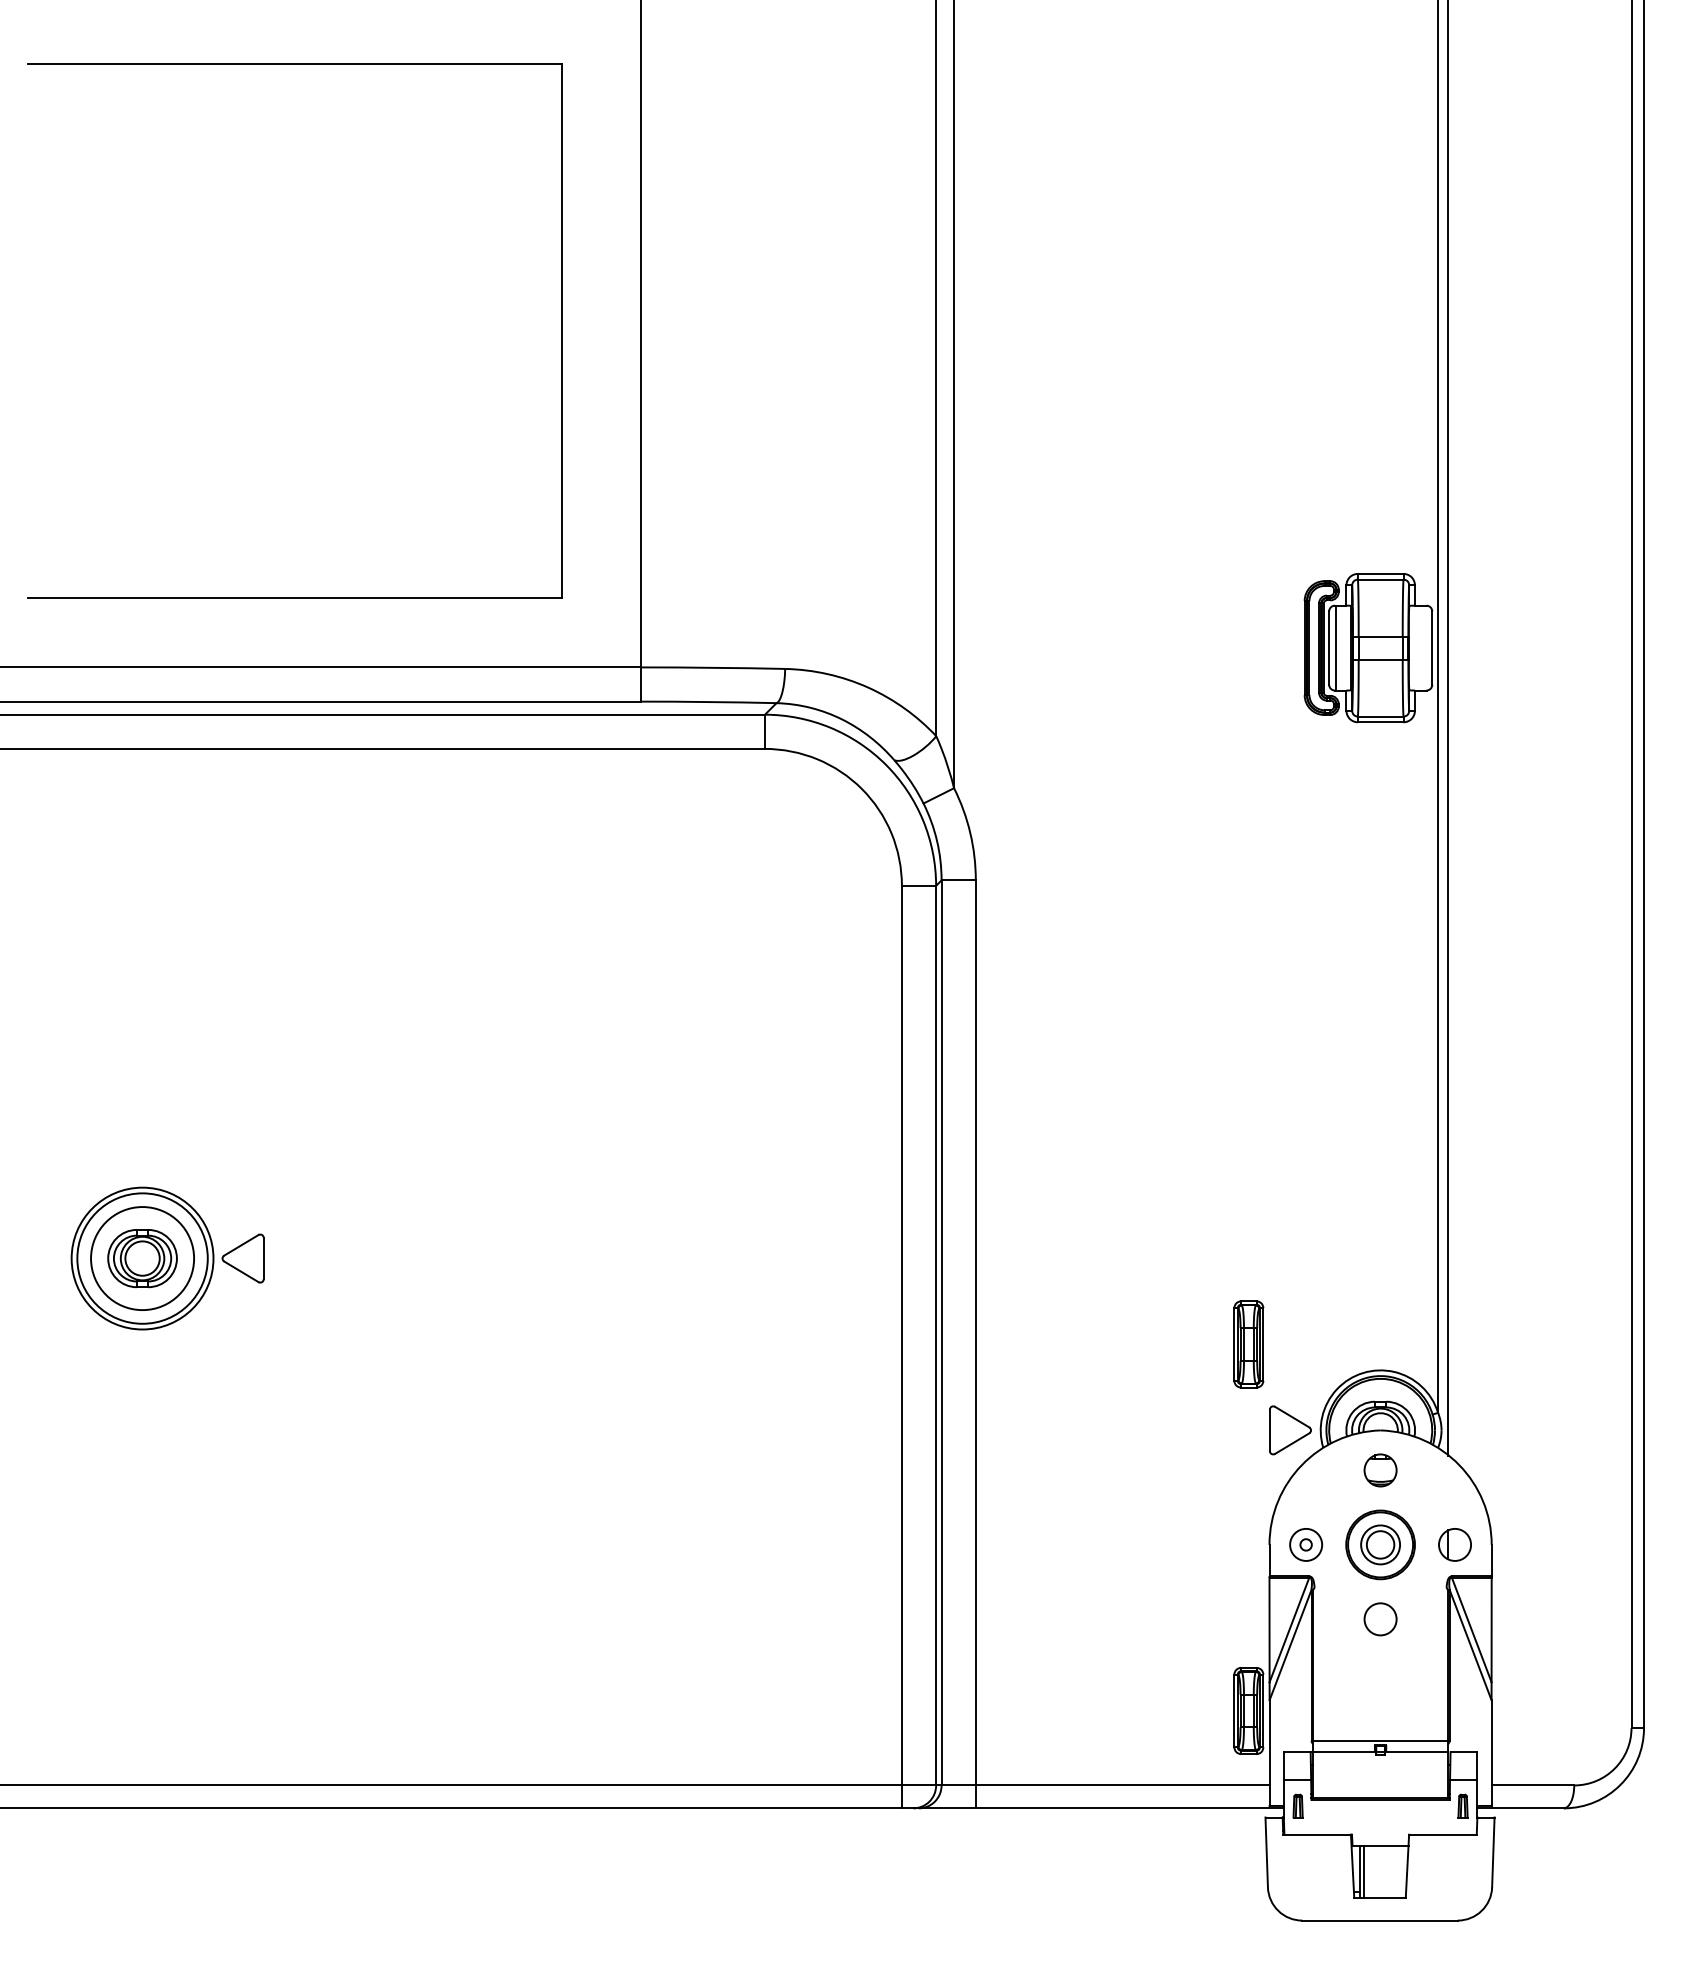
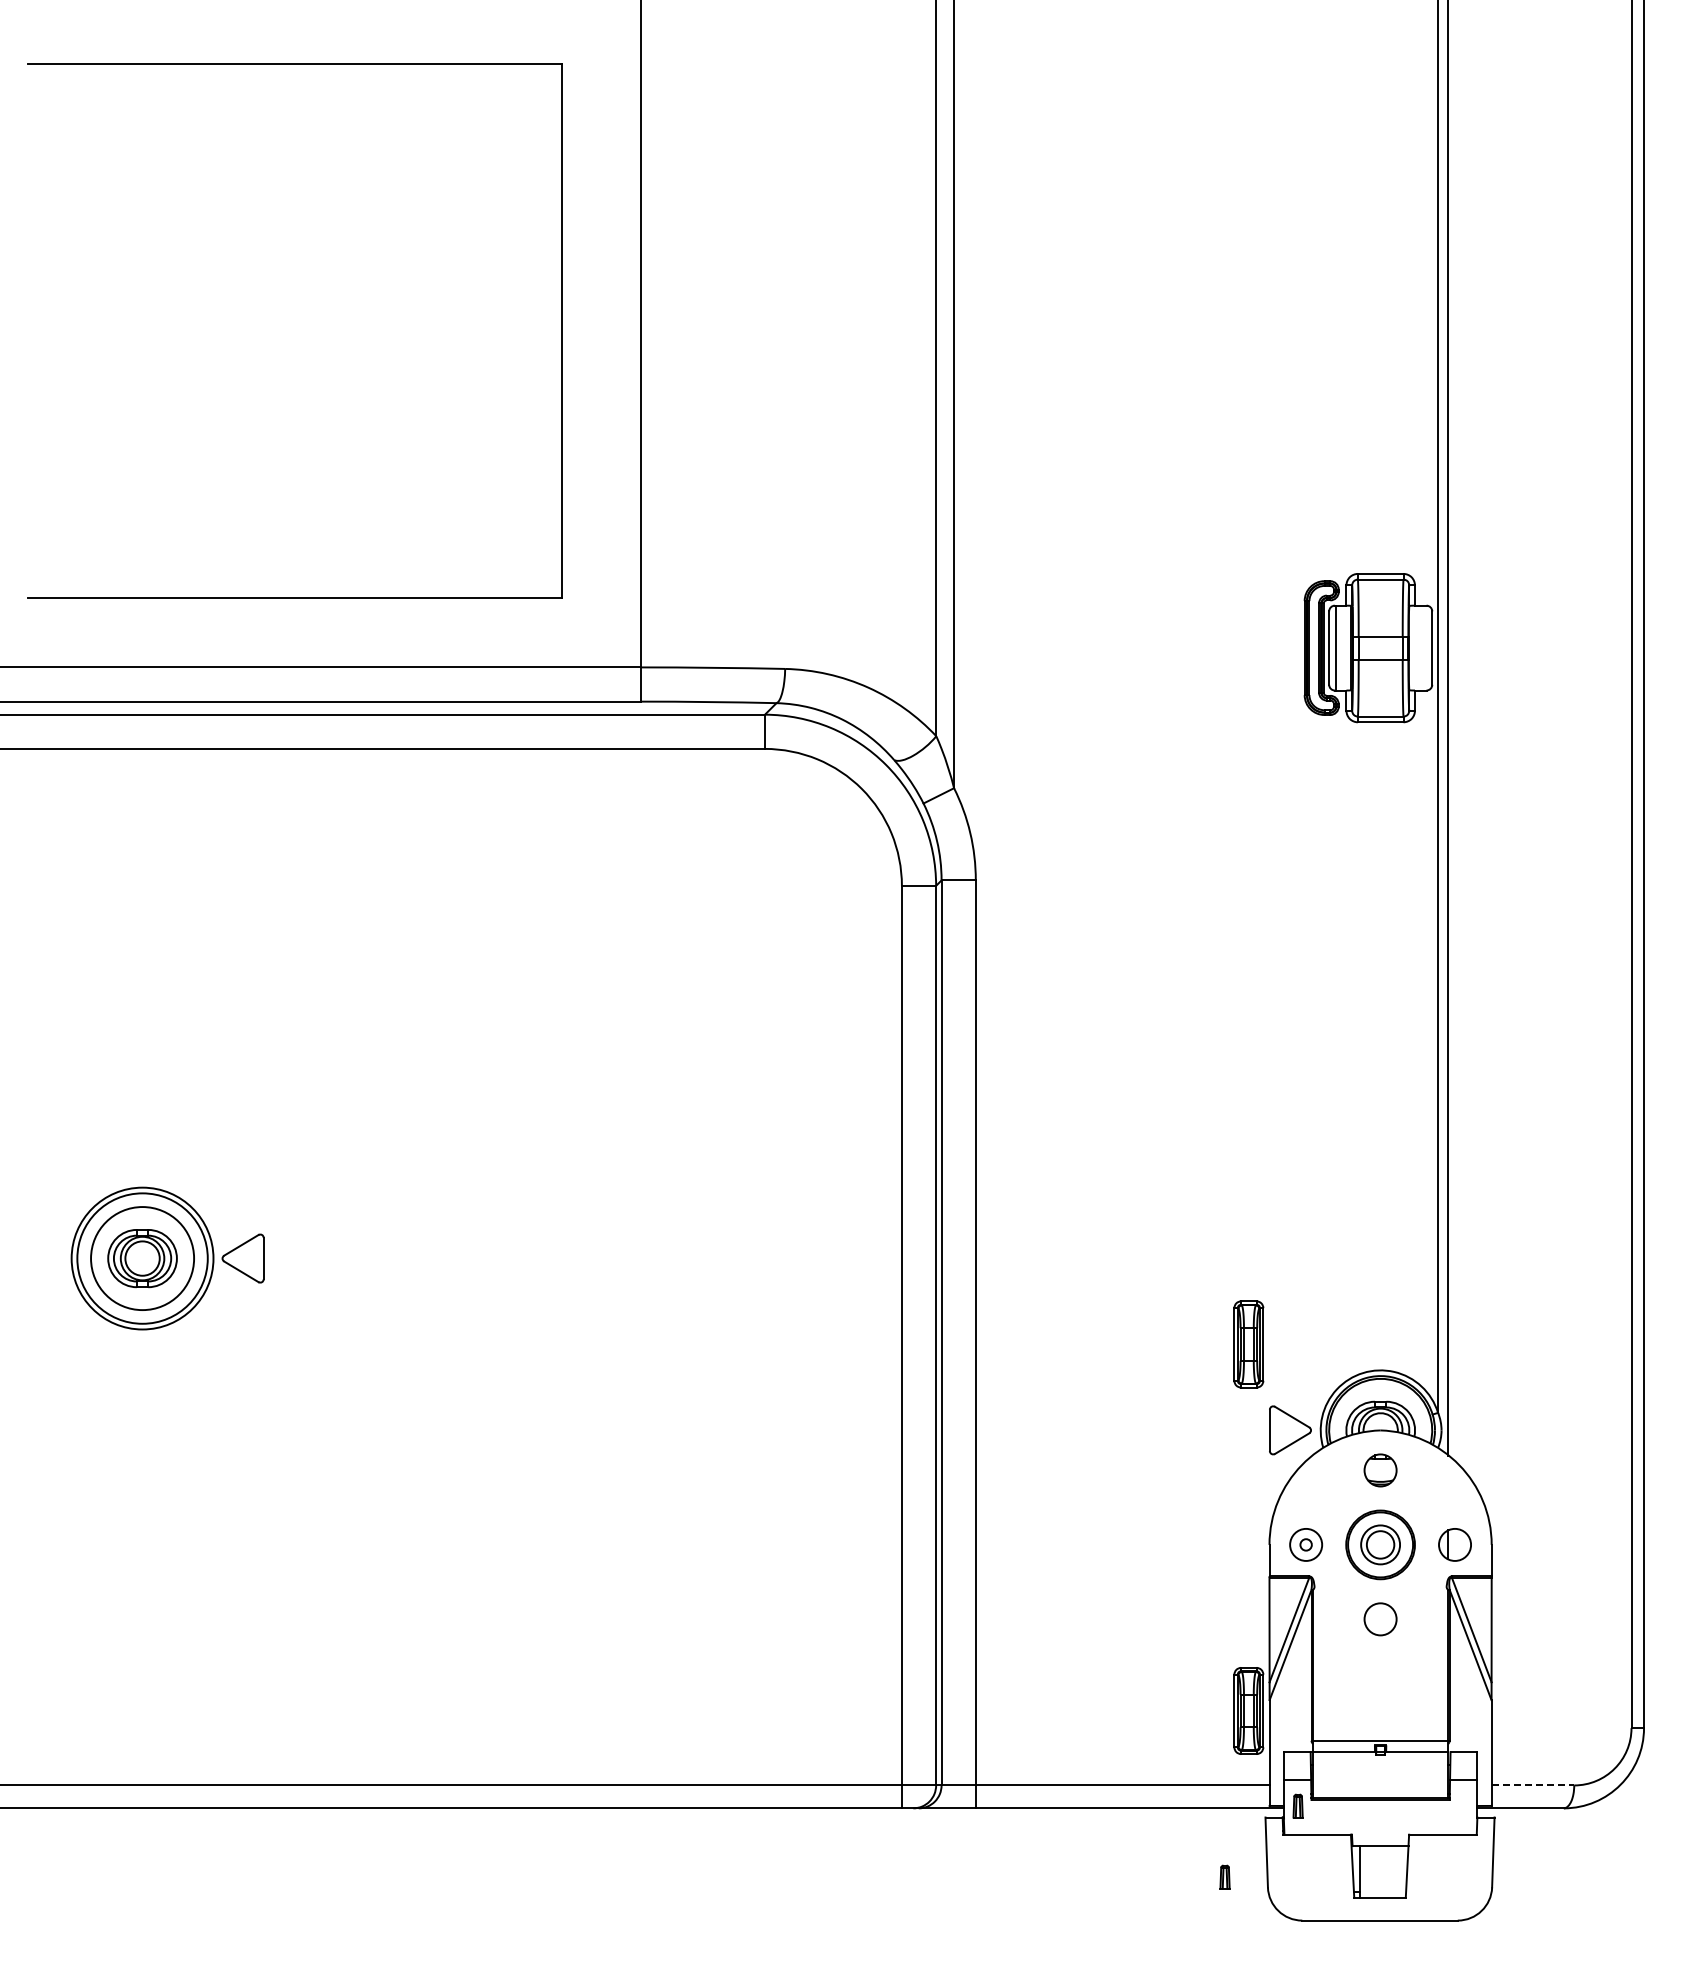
line: solid -> dashed (1533, 1785)
part position: (1462, 1805) -> (1224, 1876) (1224, 1876)
line: present -> none (1364, 1871)
